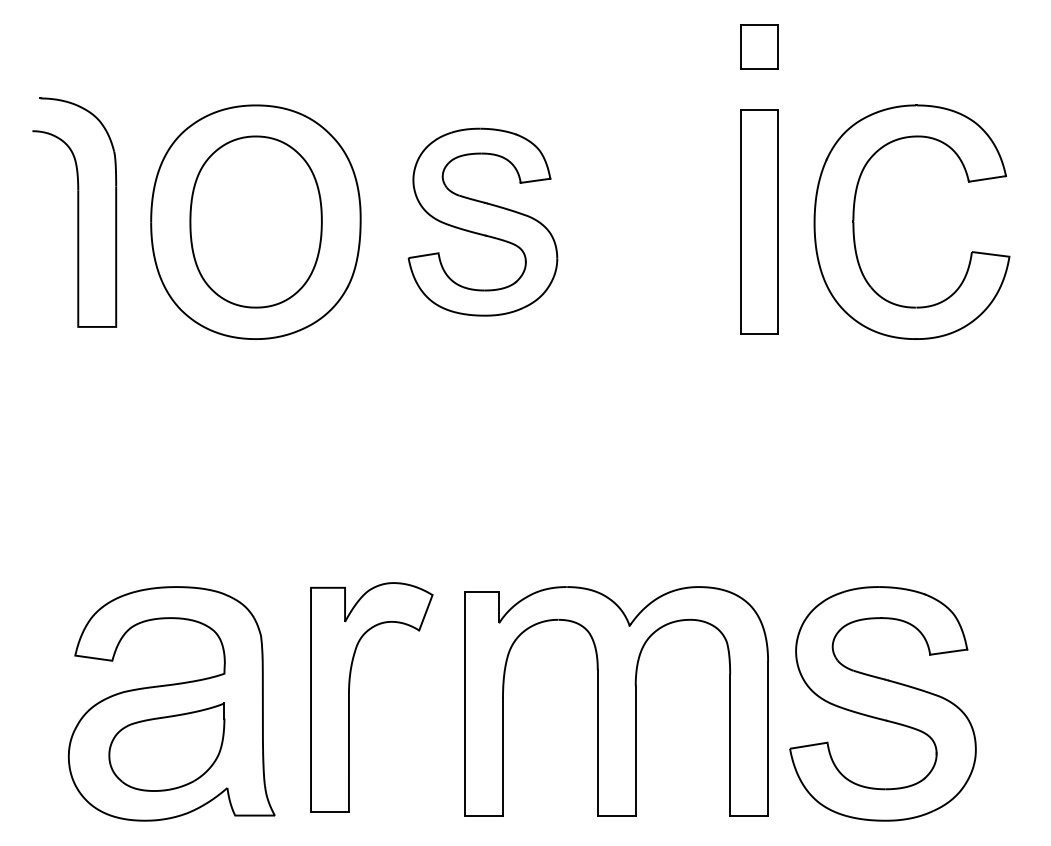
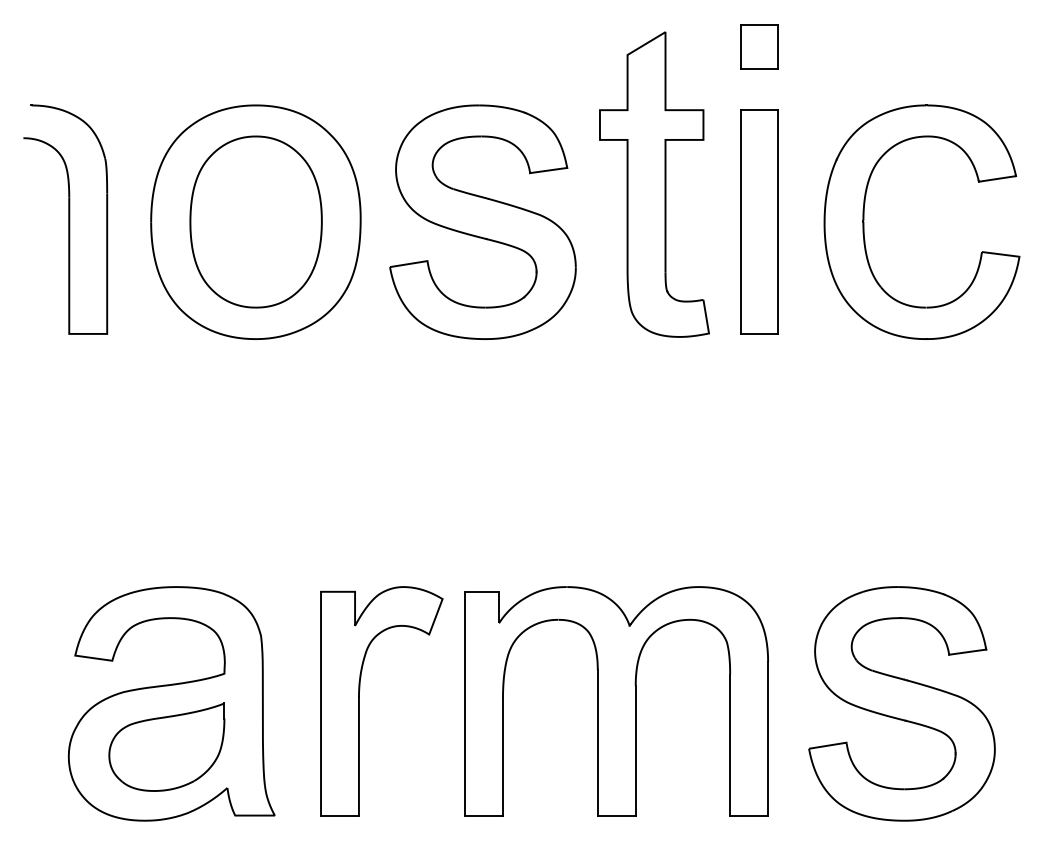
part: none -> present (654, 184)
part position: (74, 212) -> (65, 219) (65, 219)
part position: (854, 220) -> (864, 220) (864, 220)
part size: 152x190 px -> 188x236 px (482, 221)
part position: (349, 697) -> (359, 701) (359, 701)
part position: (882, 703) -> (901, 703) (901, 703)
